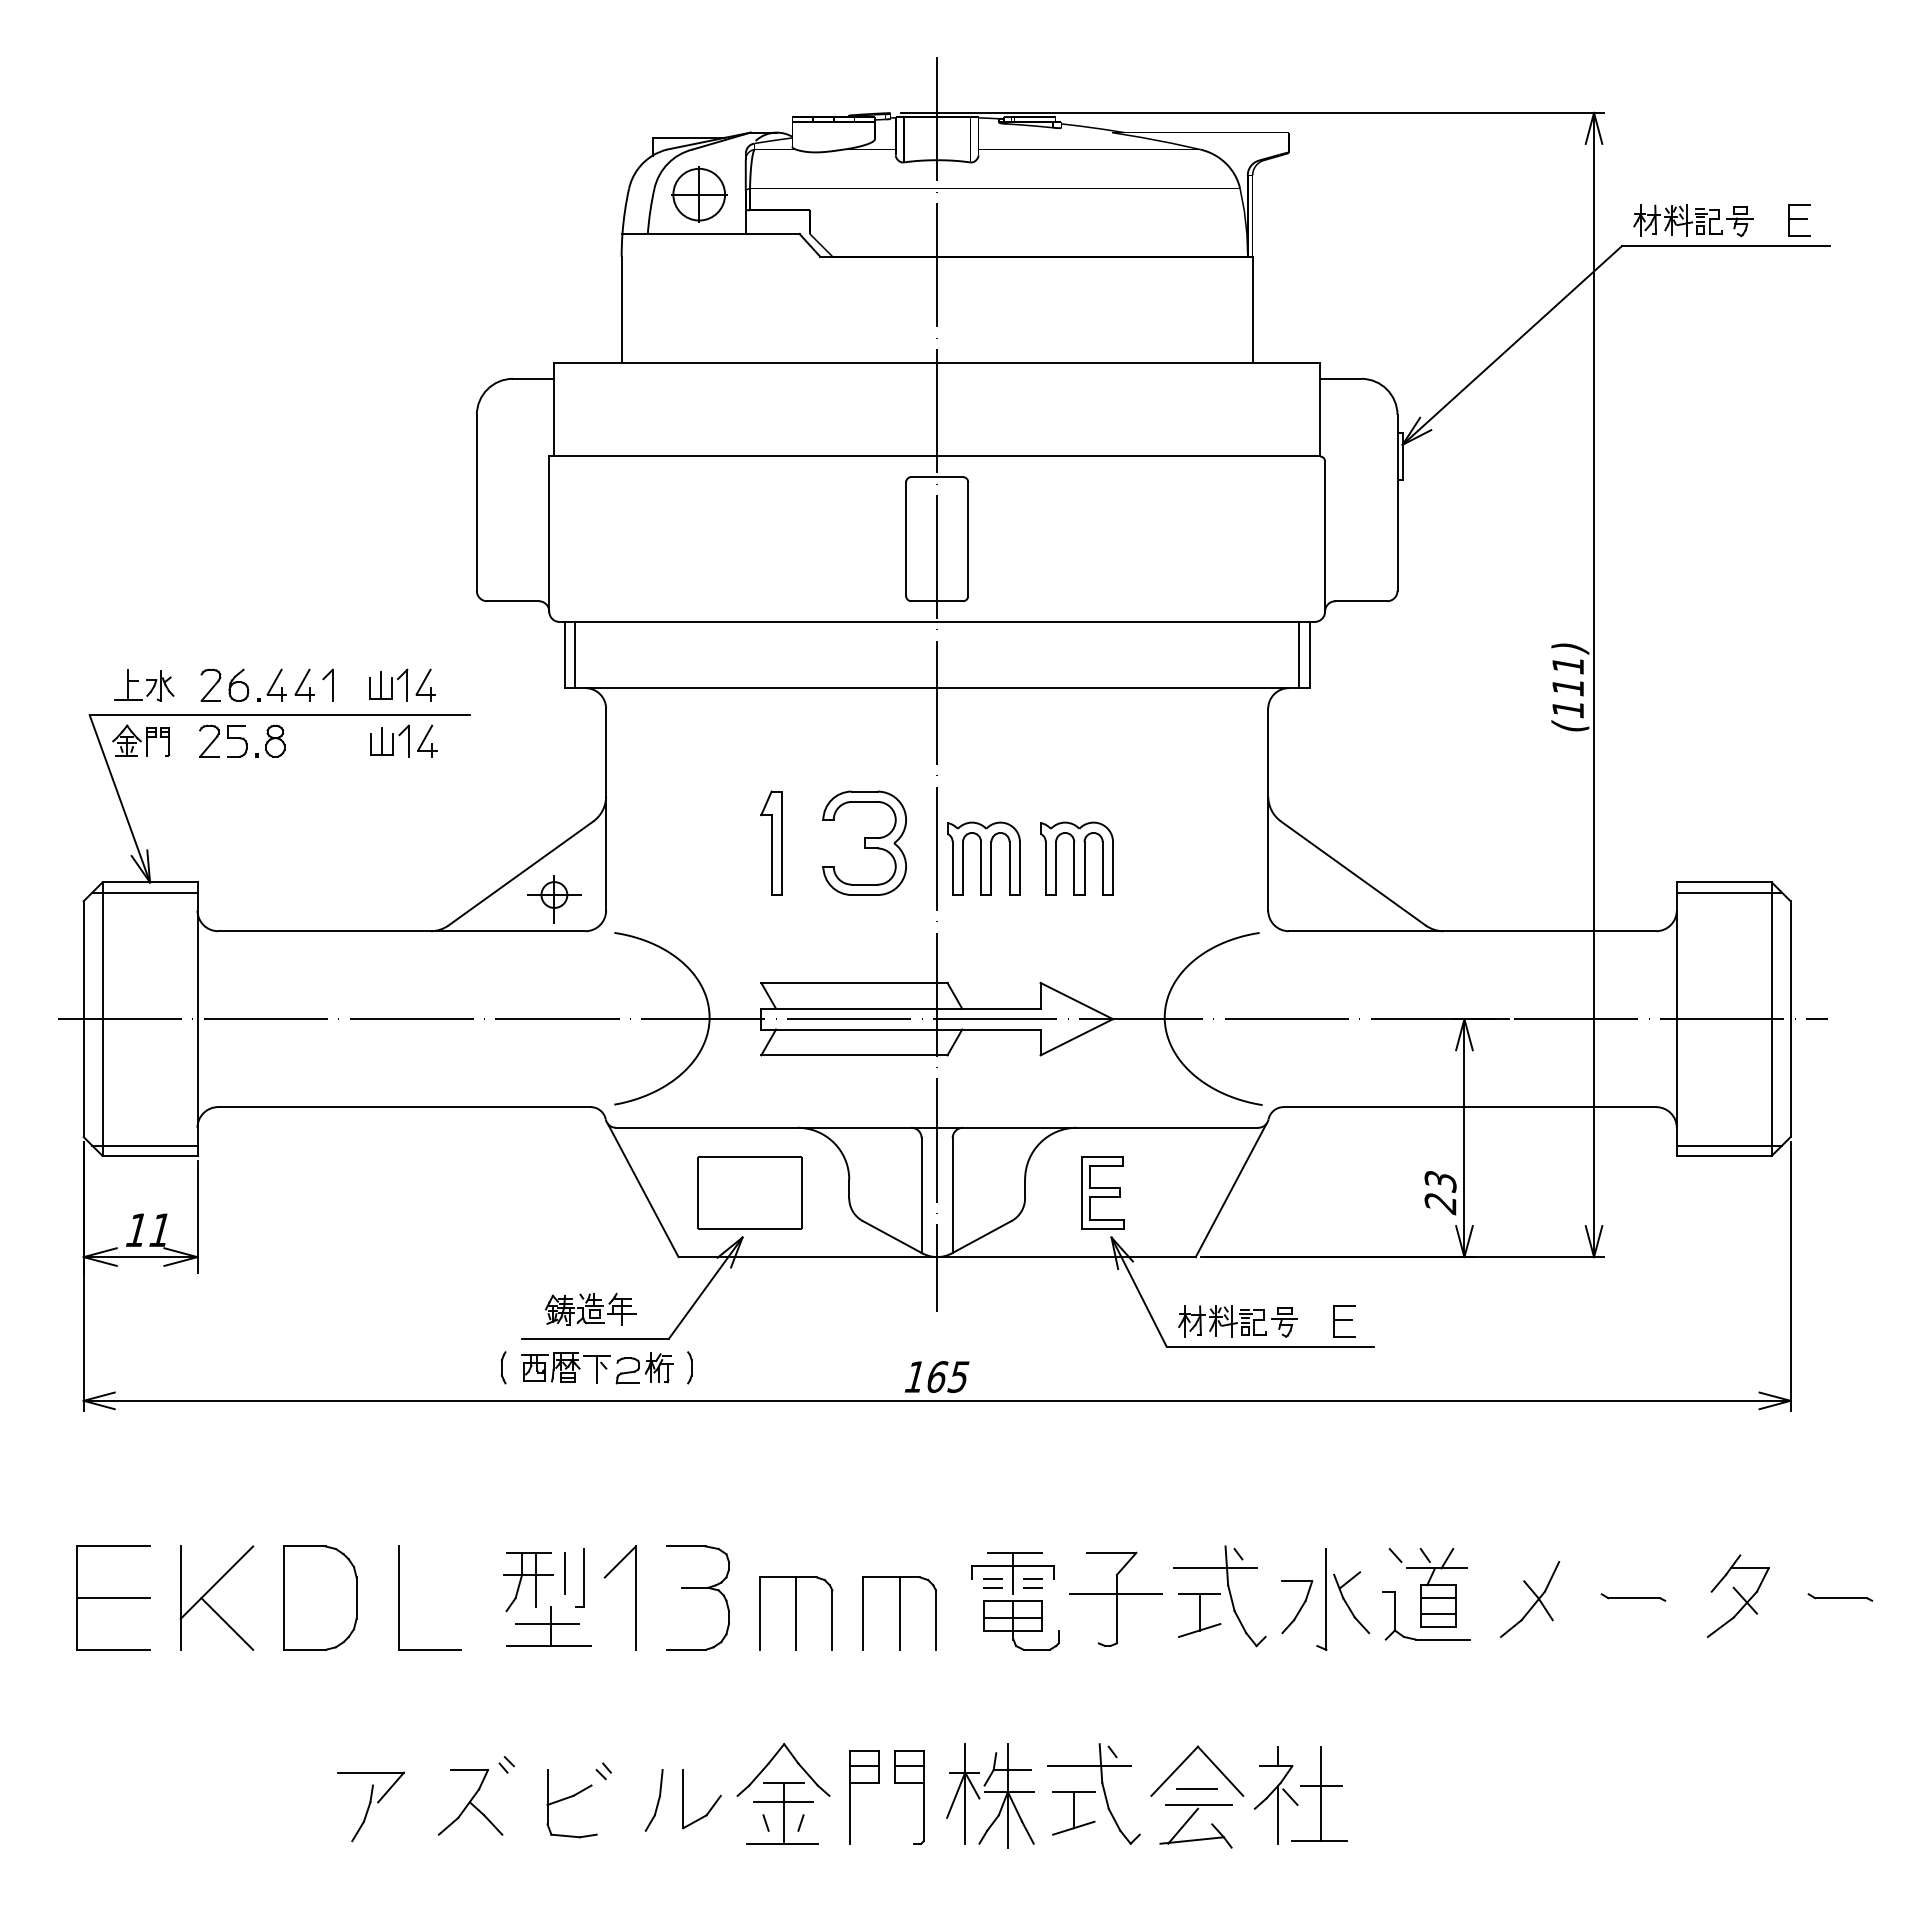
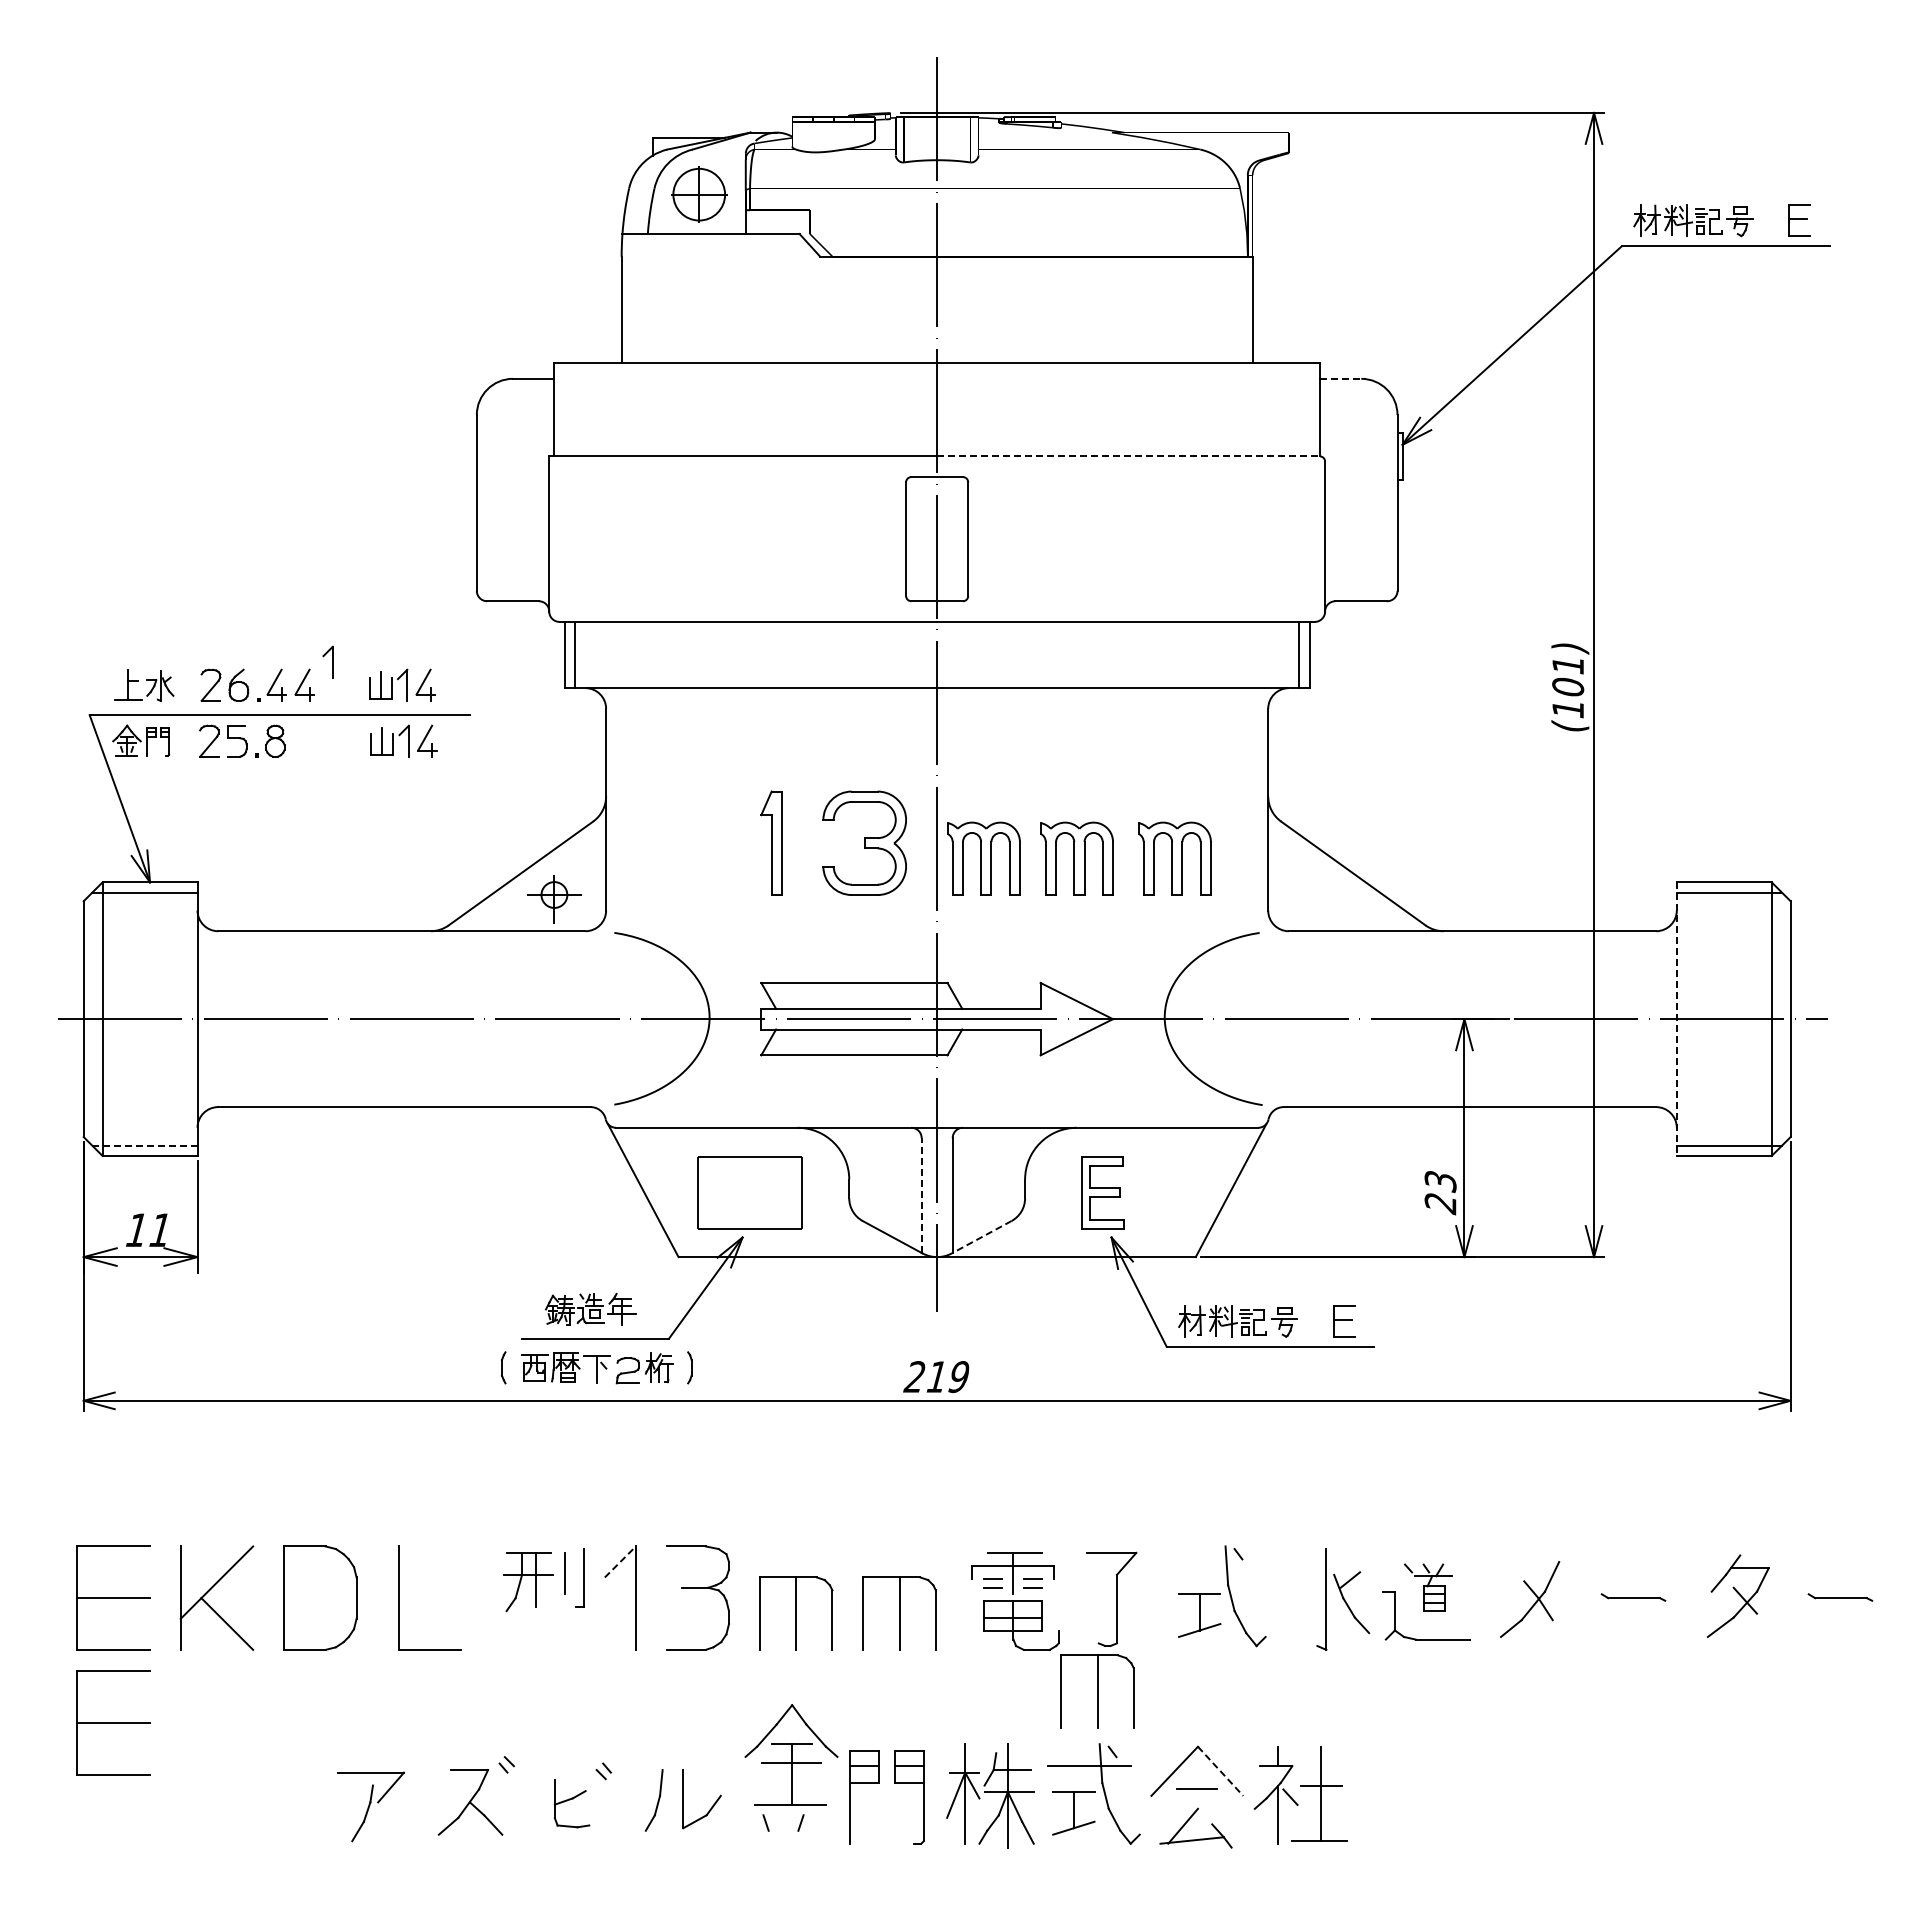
line: solid -> dashed (1340, 378)
line: solid -> dashed (1129, 456)
part position: (327, 684) -> (327, 661) (327, 661)
text: 111 -> 101 (1568, 687)
part: none -> present (1174, 858)
line: solid -> dashed (1676, 1019)
line: solid -> dashed (144, 1145)
line: solid -> dashed (921, 1195)
line: solid -> dashed (981, 1237)
text: 165 -> 219 (936, 1377)
line: solid -> dashed (620, 1561)
line: present -> none (1214, 1568)
part size: 80x80 px -> 49x49 px (1428, 1587)
line: present -> none (1116, 1594)
part: present -> none (1297, 1607)
part: present -> none (548, 1626)
part: none -> present (1097, 1691)
part: none -> present (113, 1722)
line: solid -> dashed (1220, 1771)
part position: (783, 1793) -> (791, 1754) (791, 1754)
part size: 52x70 px -> 38x50 px (571, 1803)
line: present -> none (1198, 1804)
